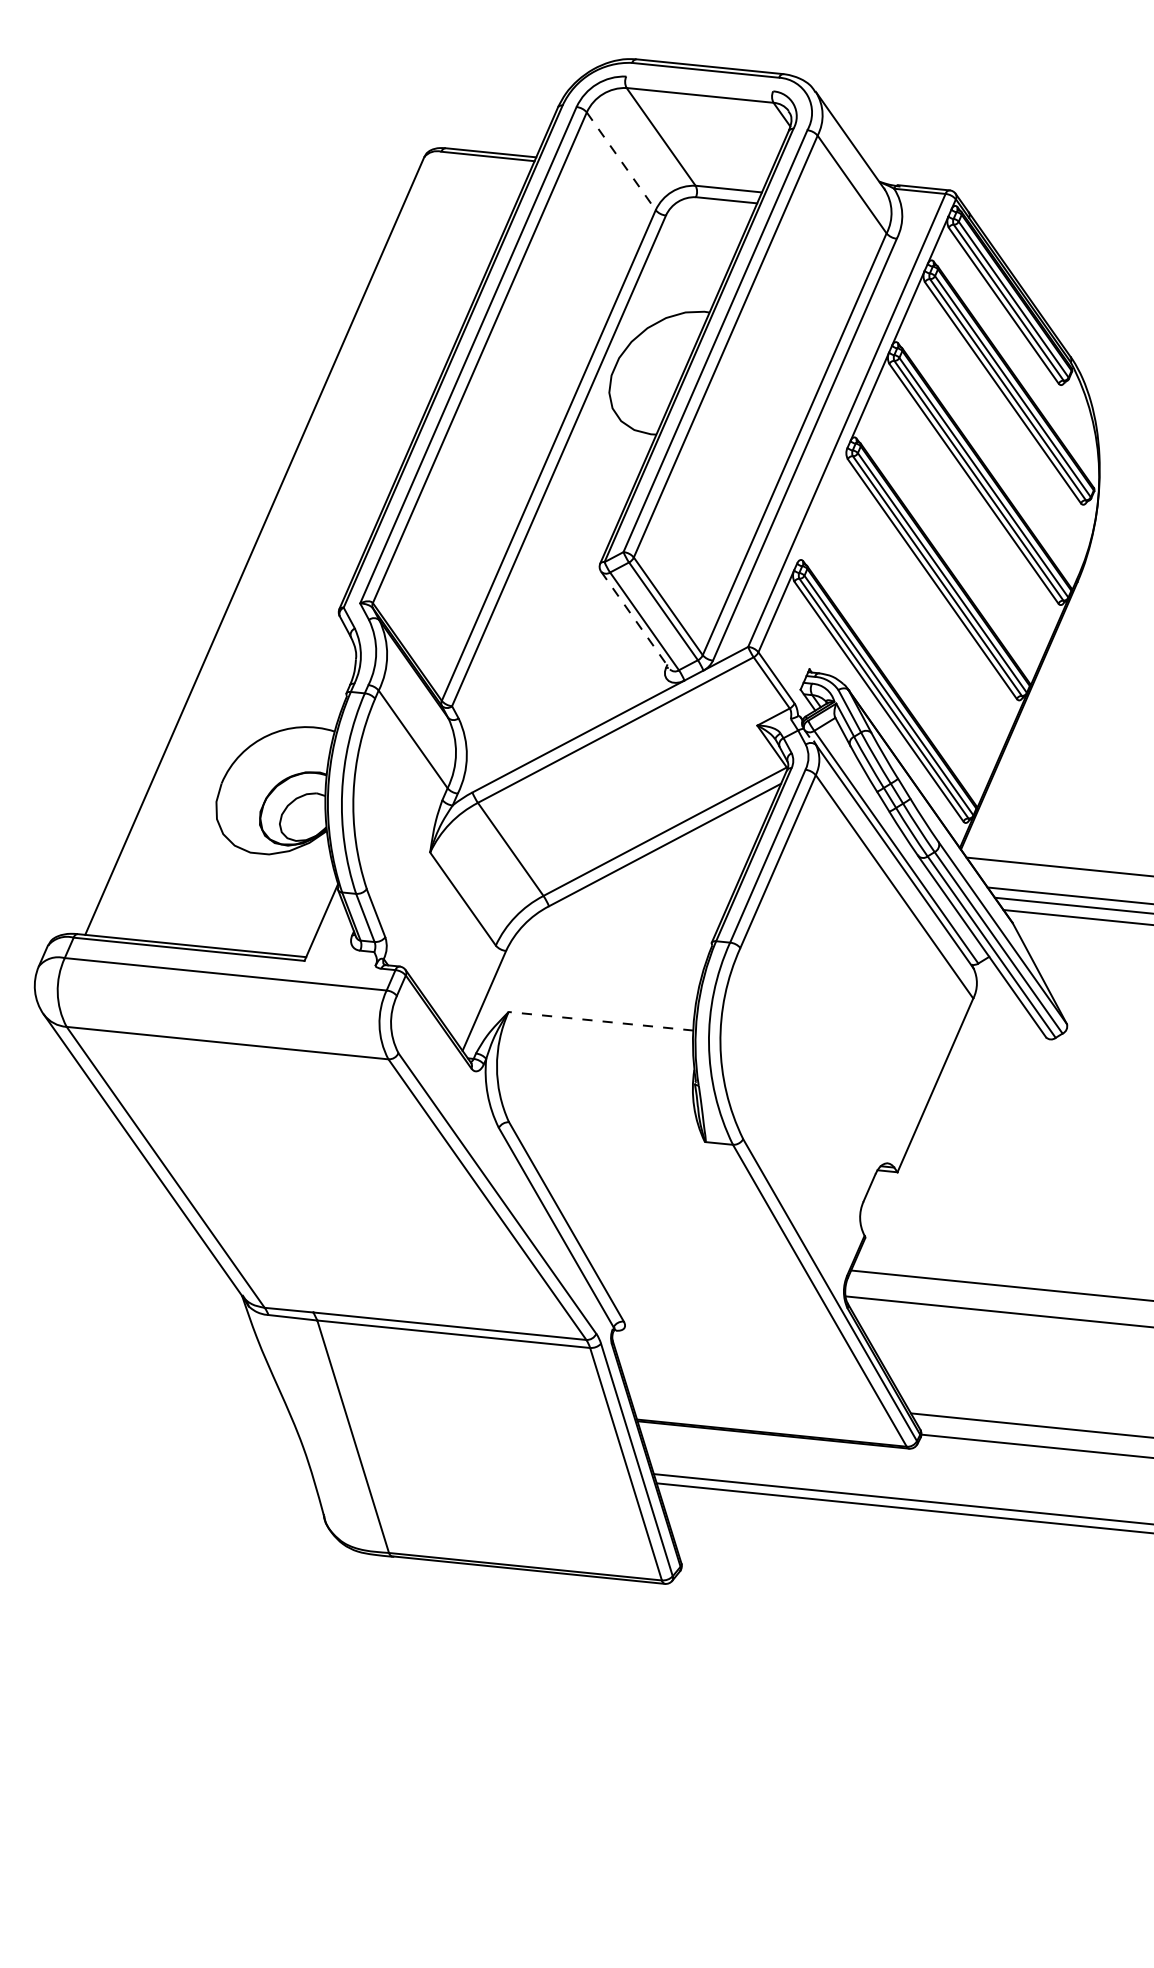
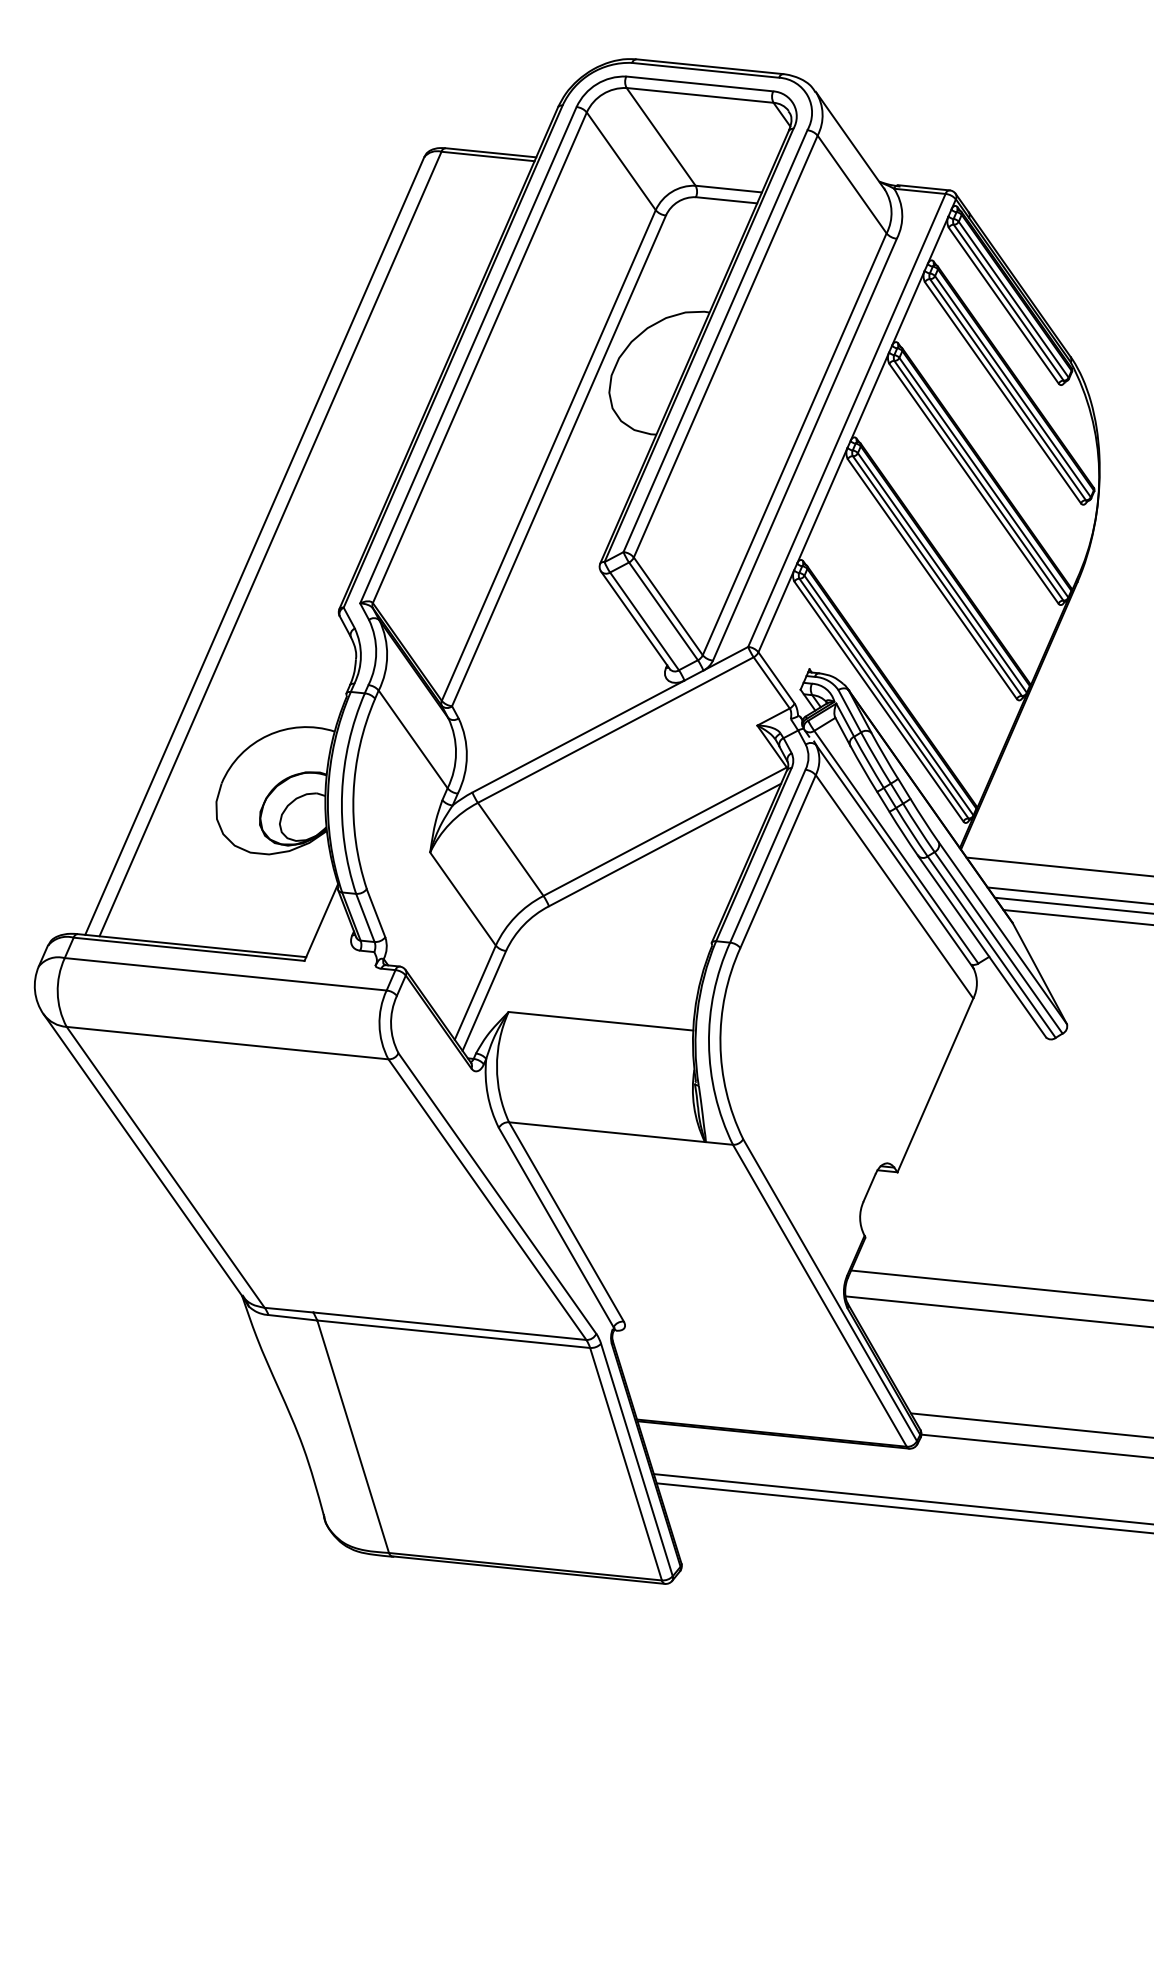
line: none -> present (699, 83)
line: dashed -> solid (621, 161)
line: none -> present (822, 505)
line: none -> present (270, 543)
line: dashed -> solid (635, 620)
line: none -> present (474, 992)
line: dashed -> solid (601, 1021)
line: none -> present (607, 1132)
